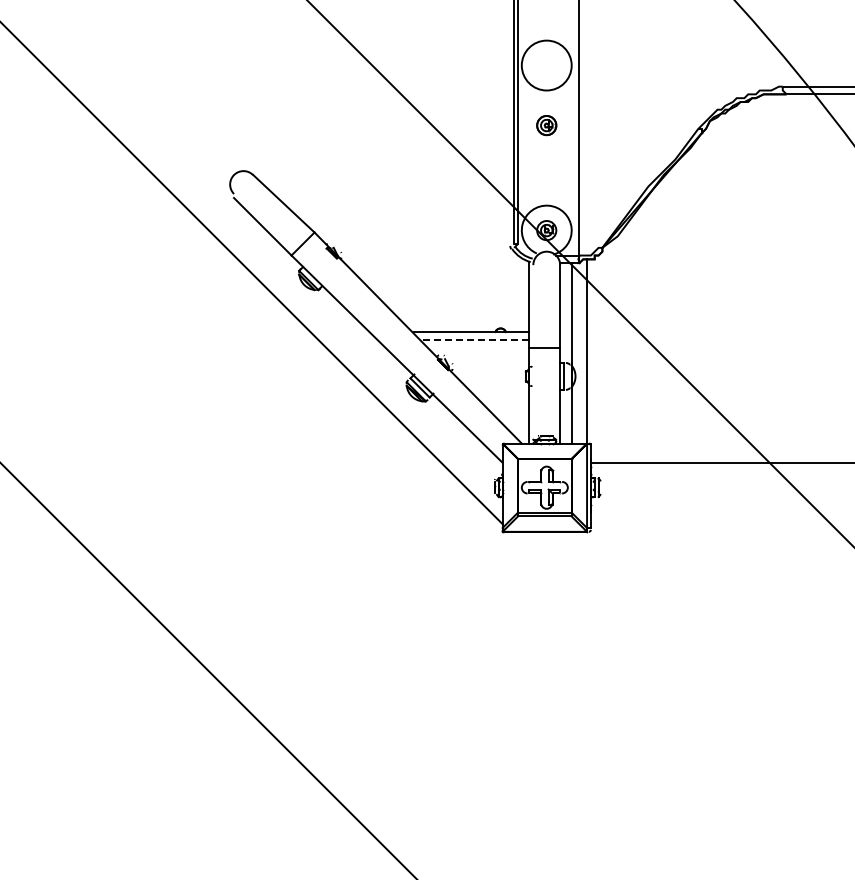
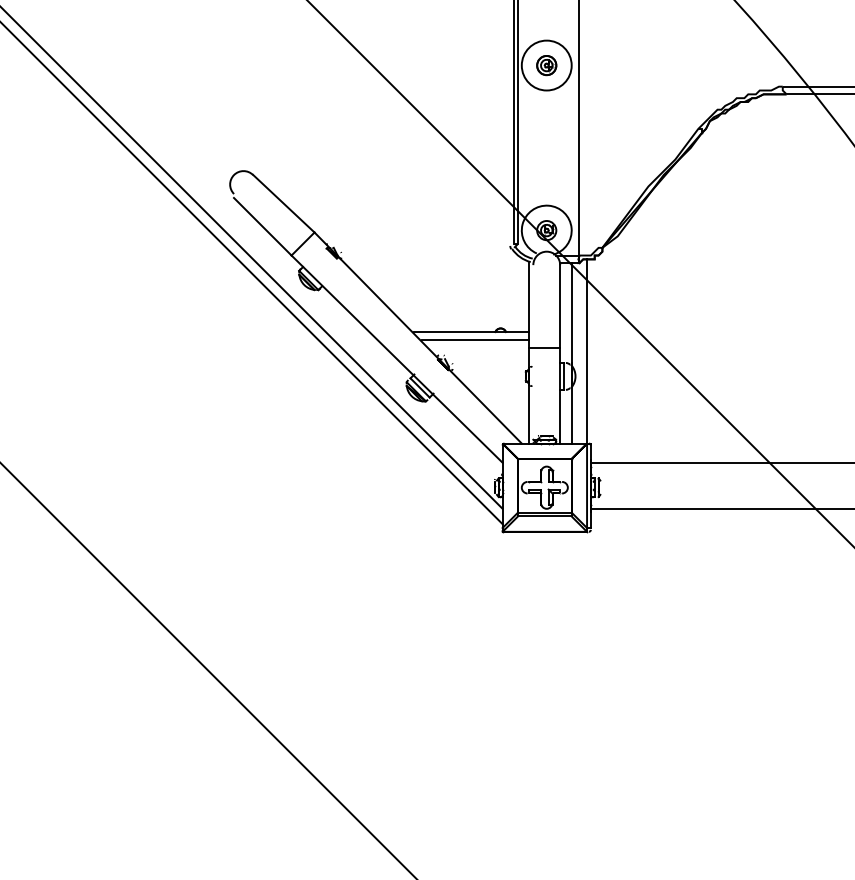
part position: (546, 125) -> (546, 65) (546, 65)
line: none -> present (252, 258)
line: dashed -> solid (475, 339)
line: none -> present (720, 508)
